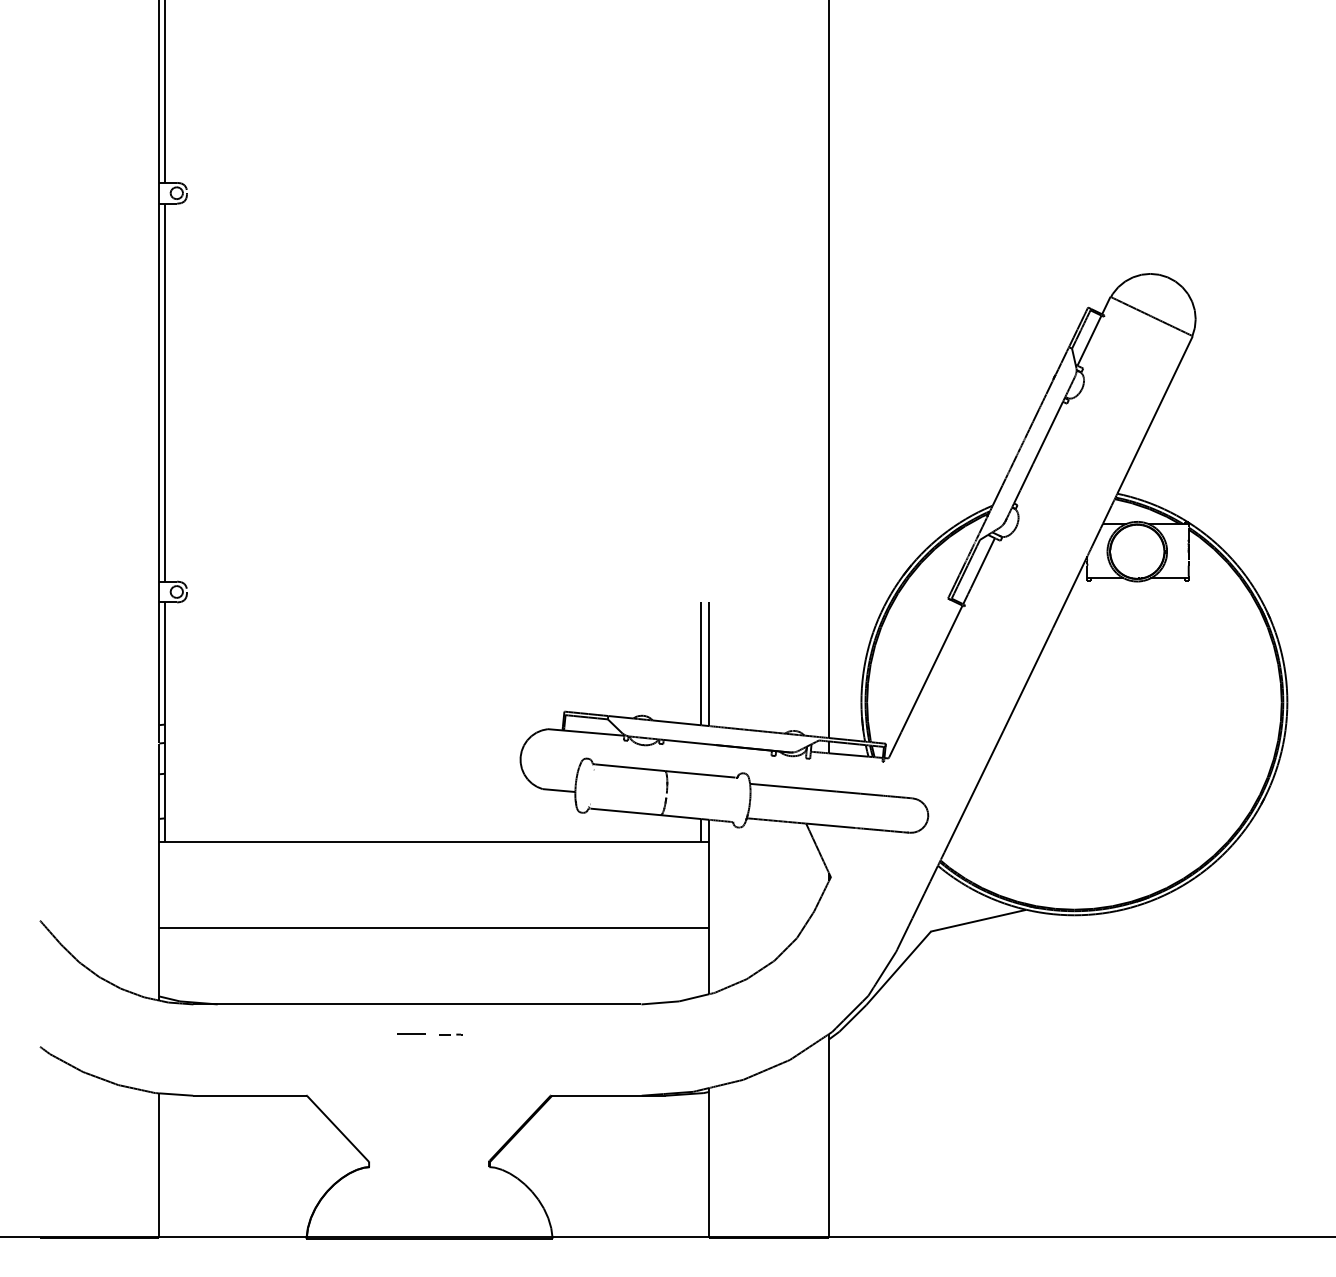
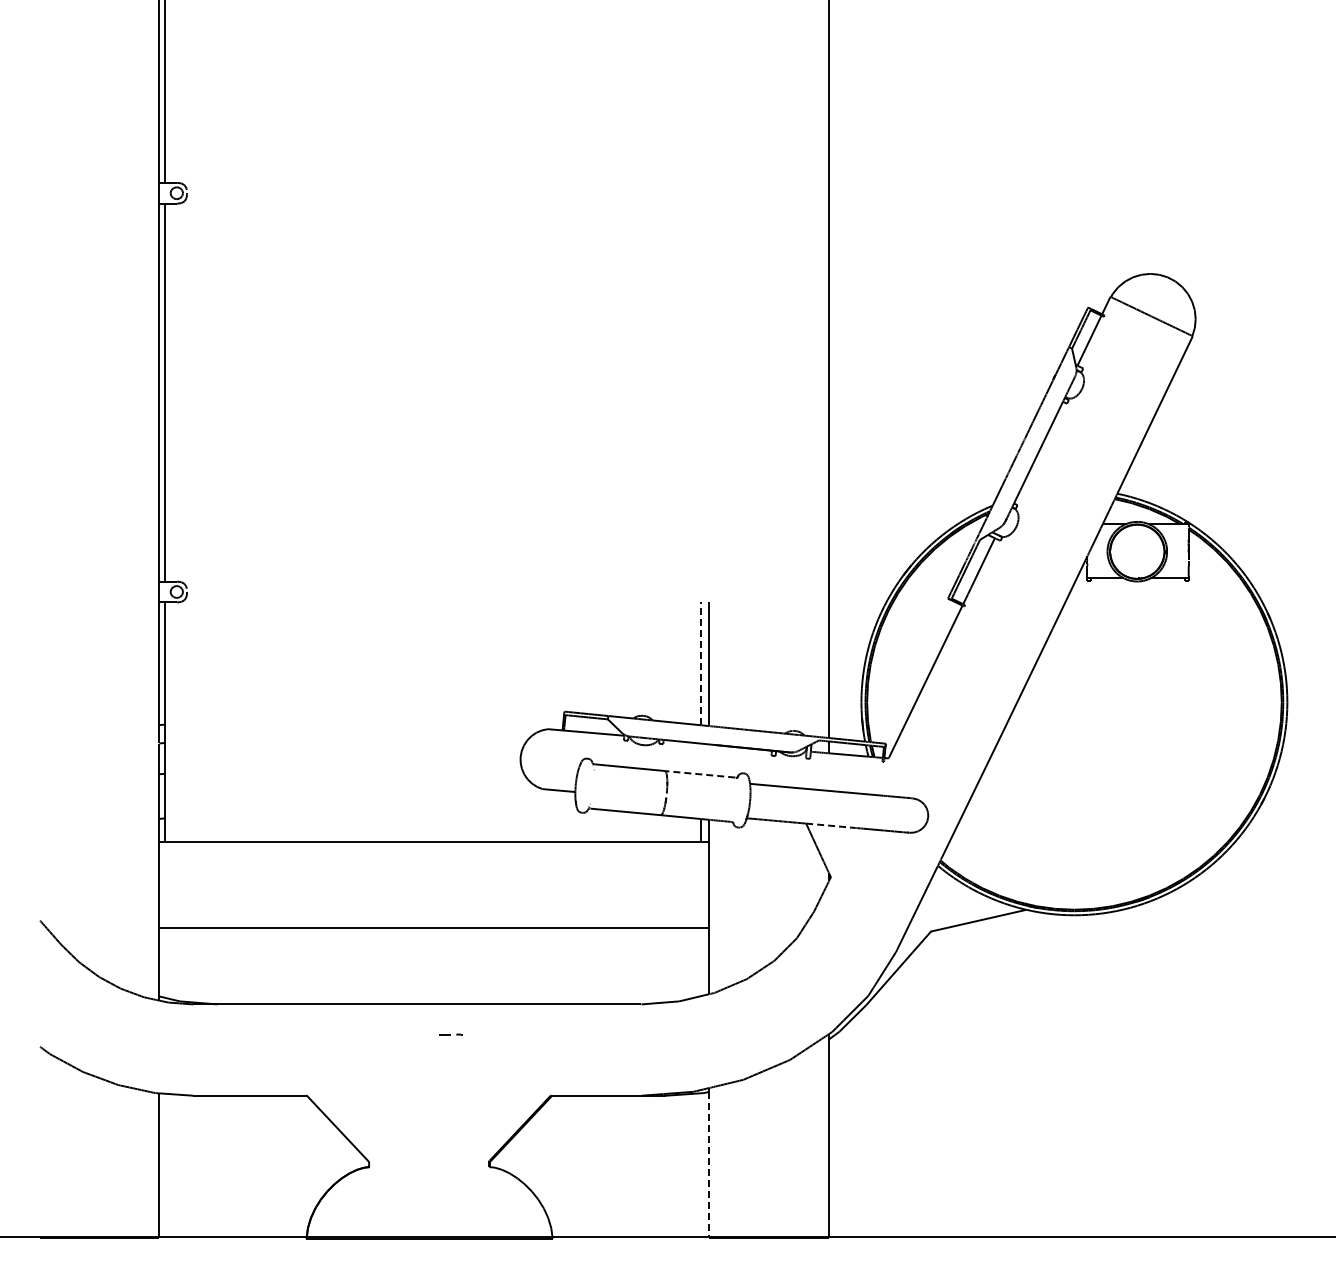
line: solid -> dashed (701, 663)
line: solid -> dashed (699, 774)
line: solid -> dashed (830, 825)
line: present -> none (411, 1033)
line: solid -> dashed (709, 1165)
